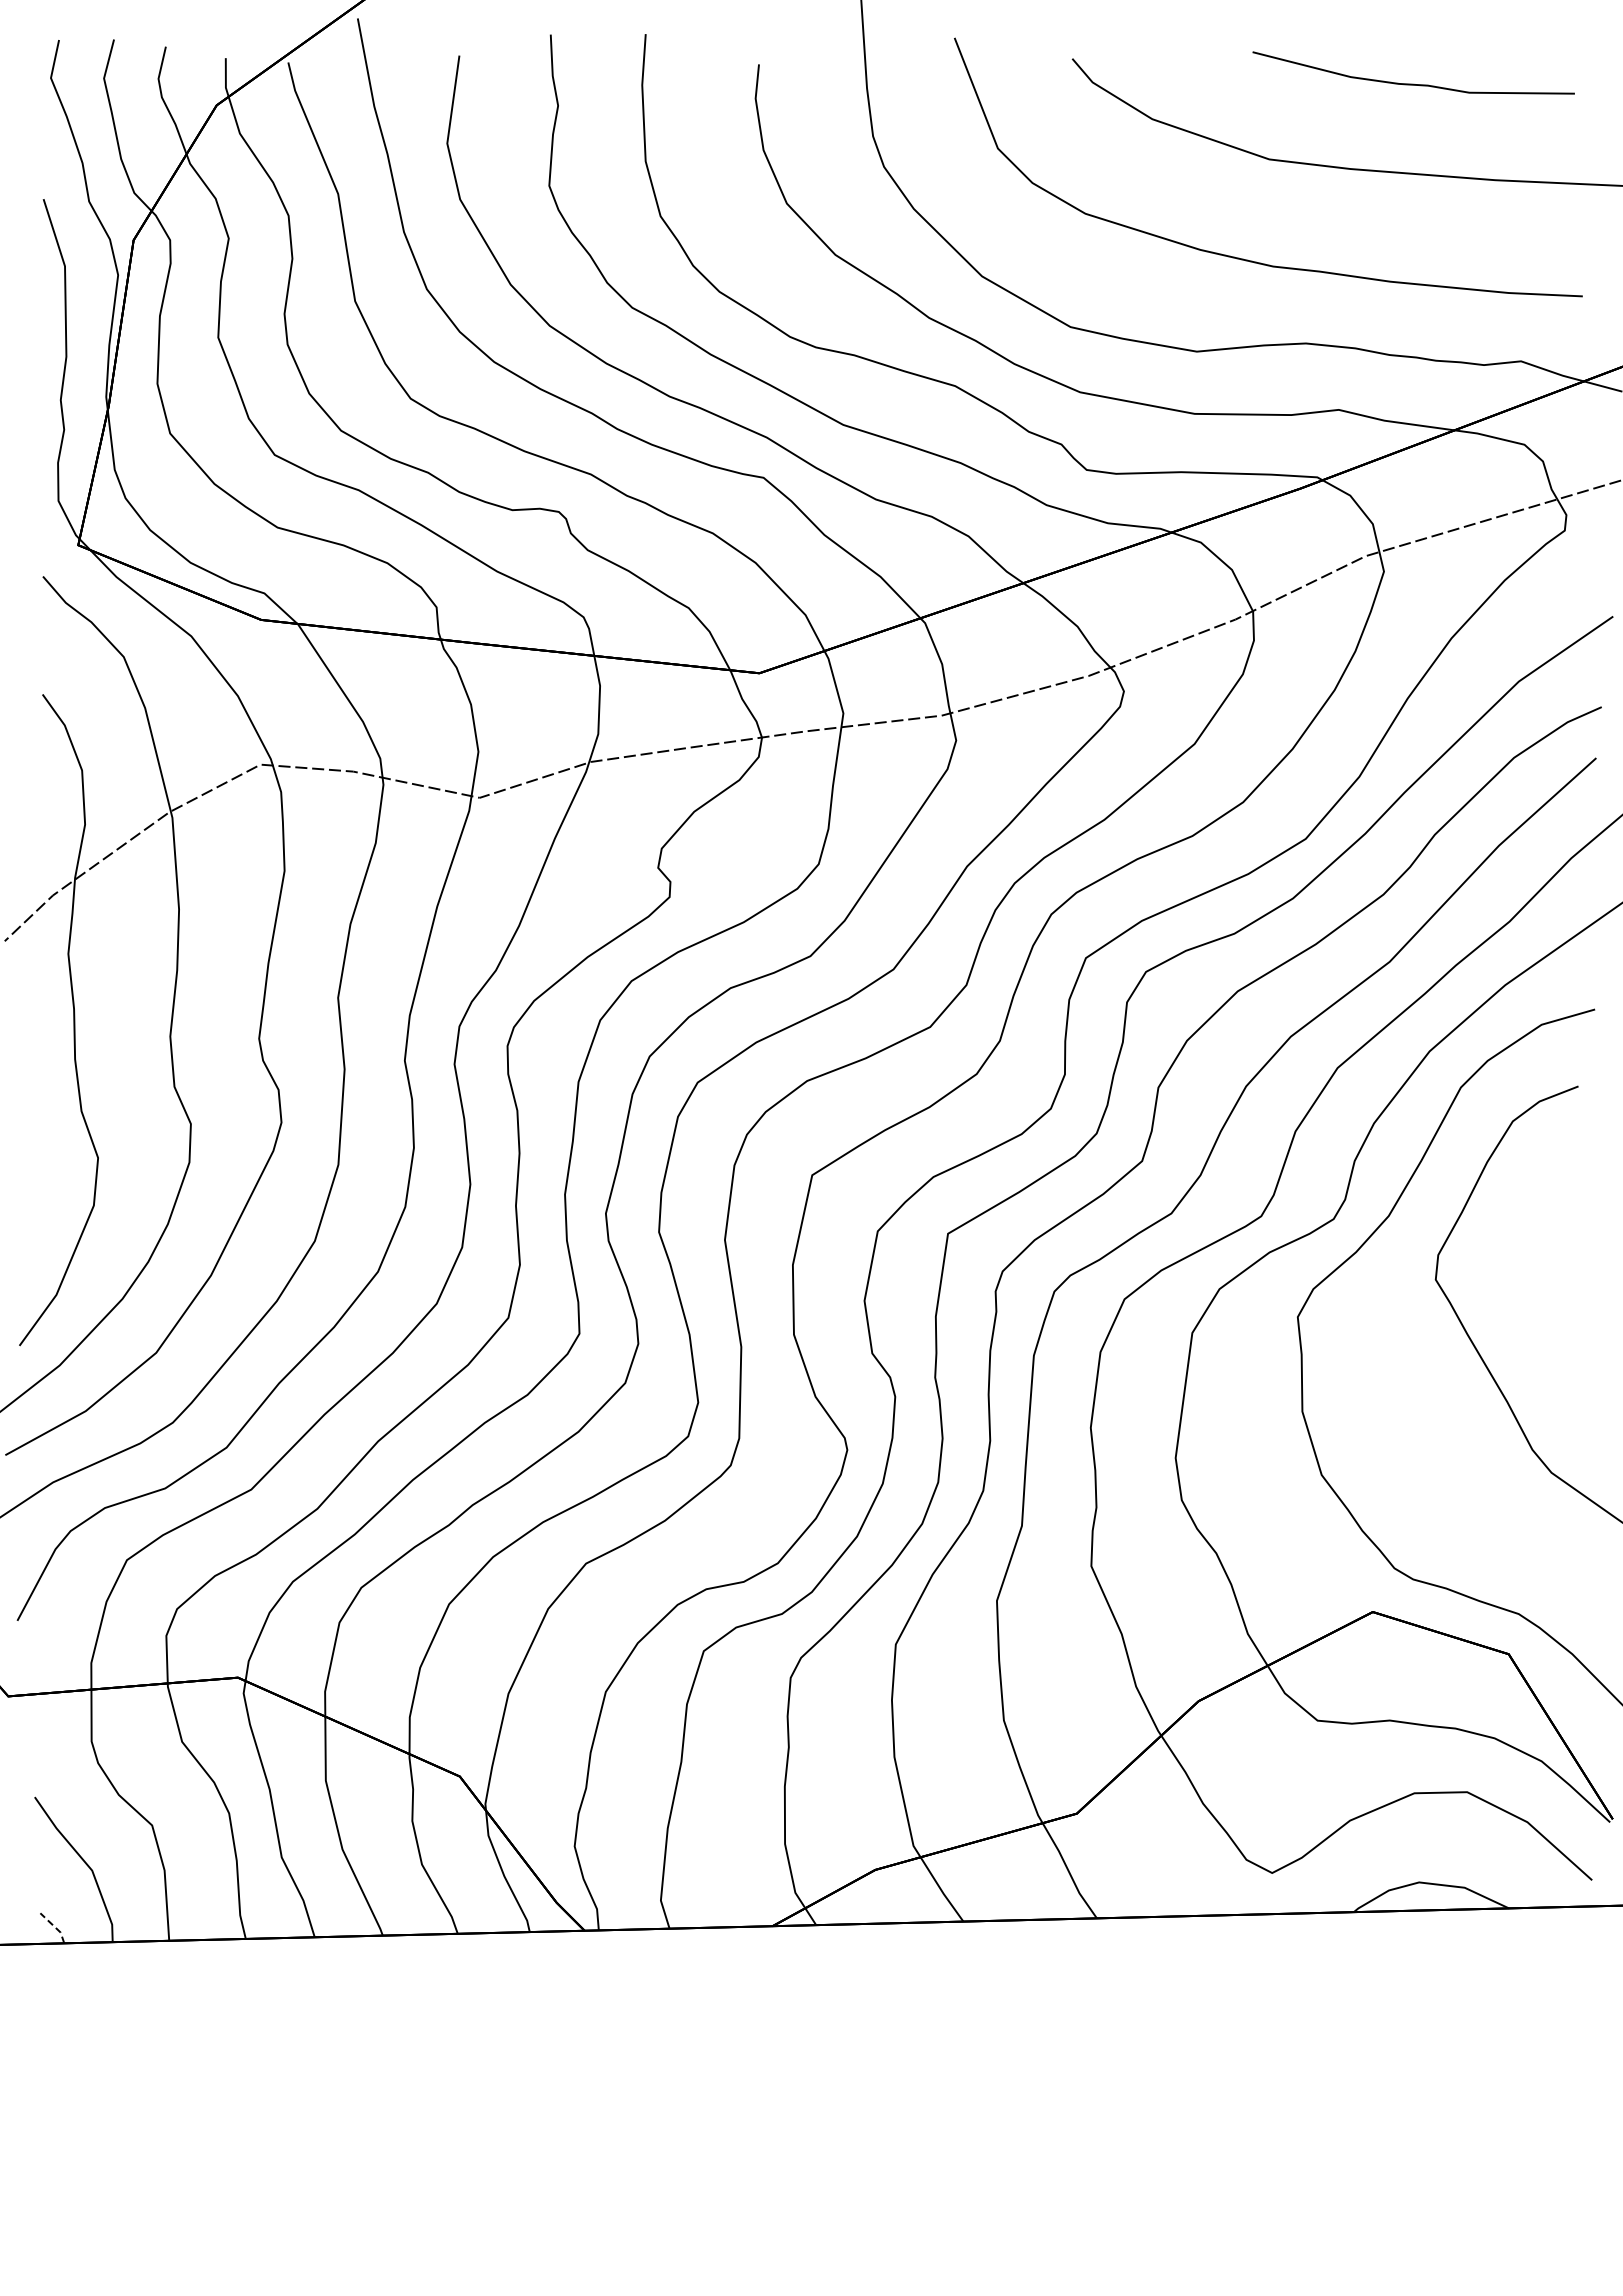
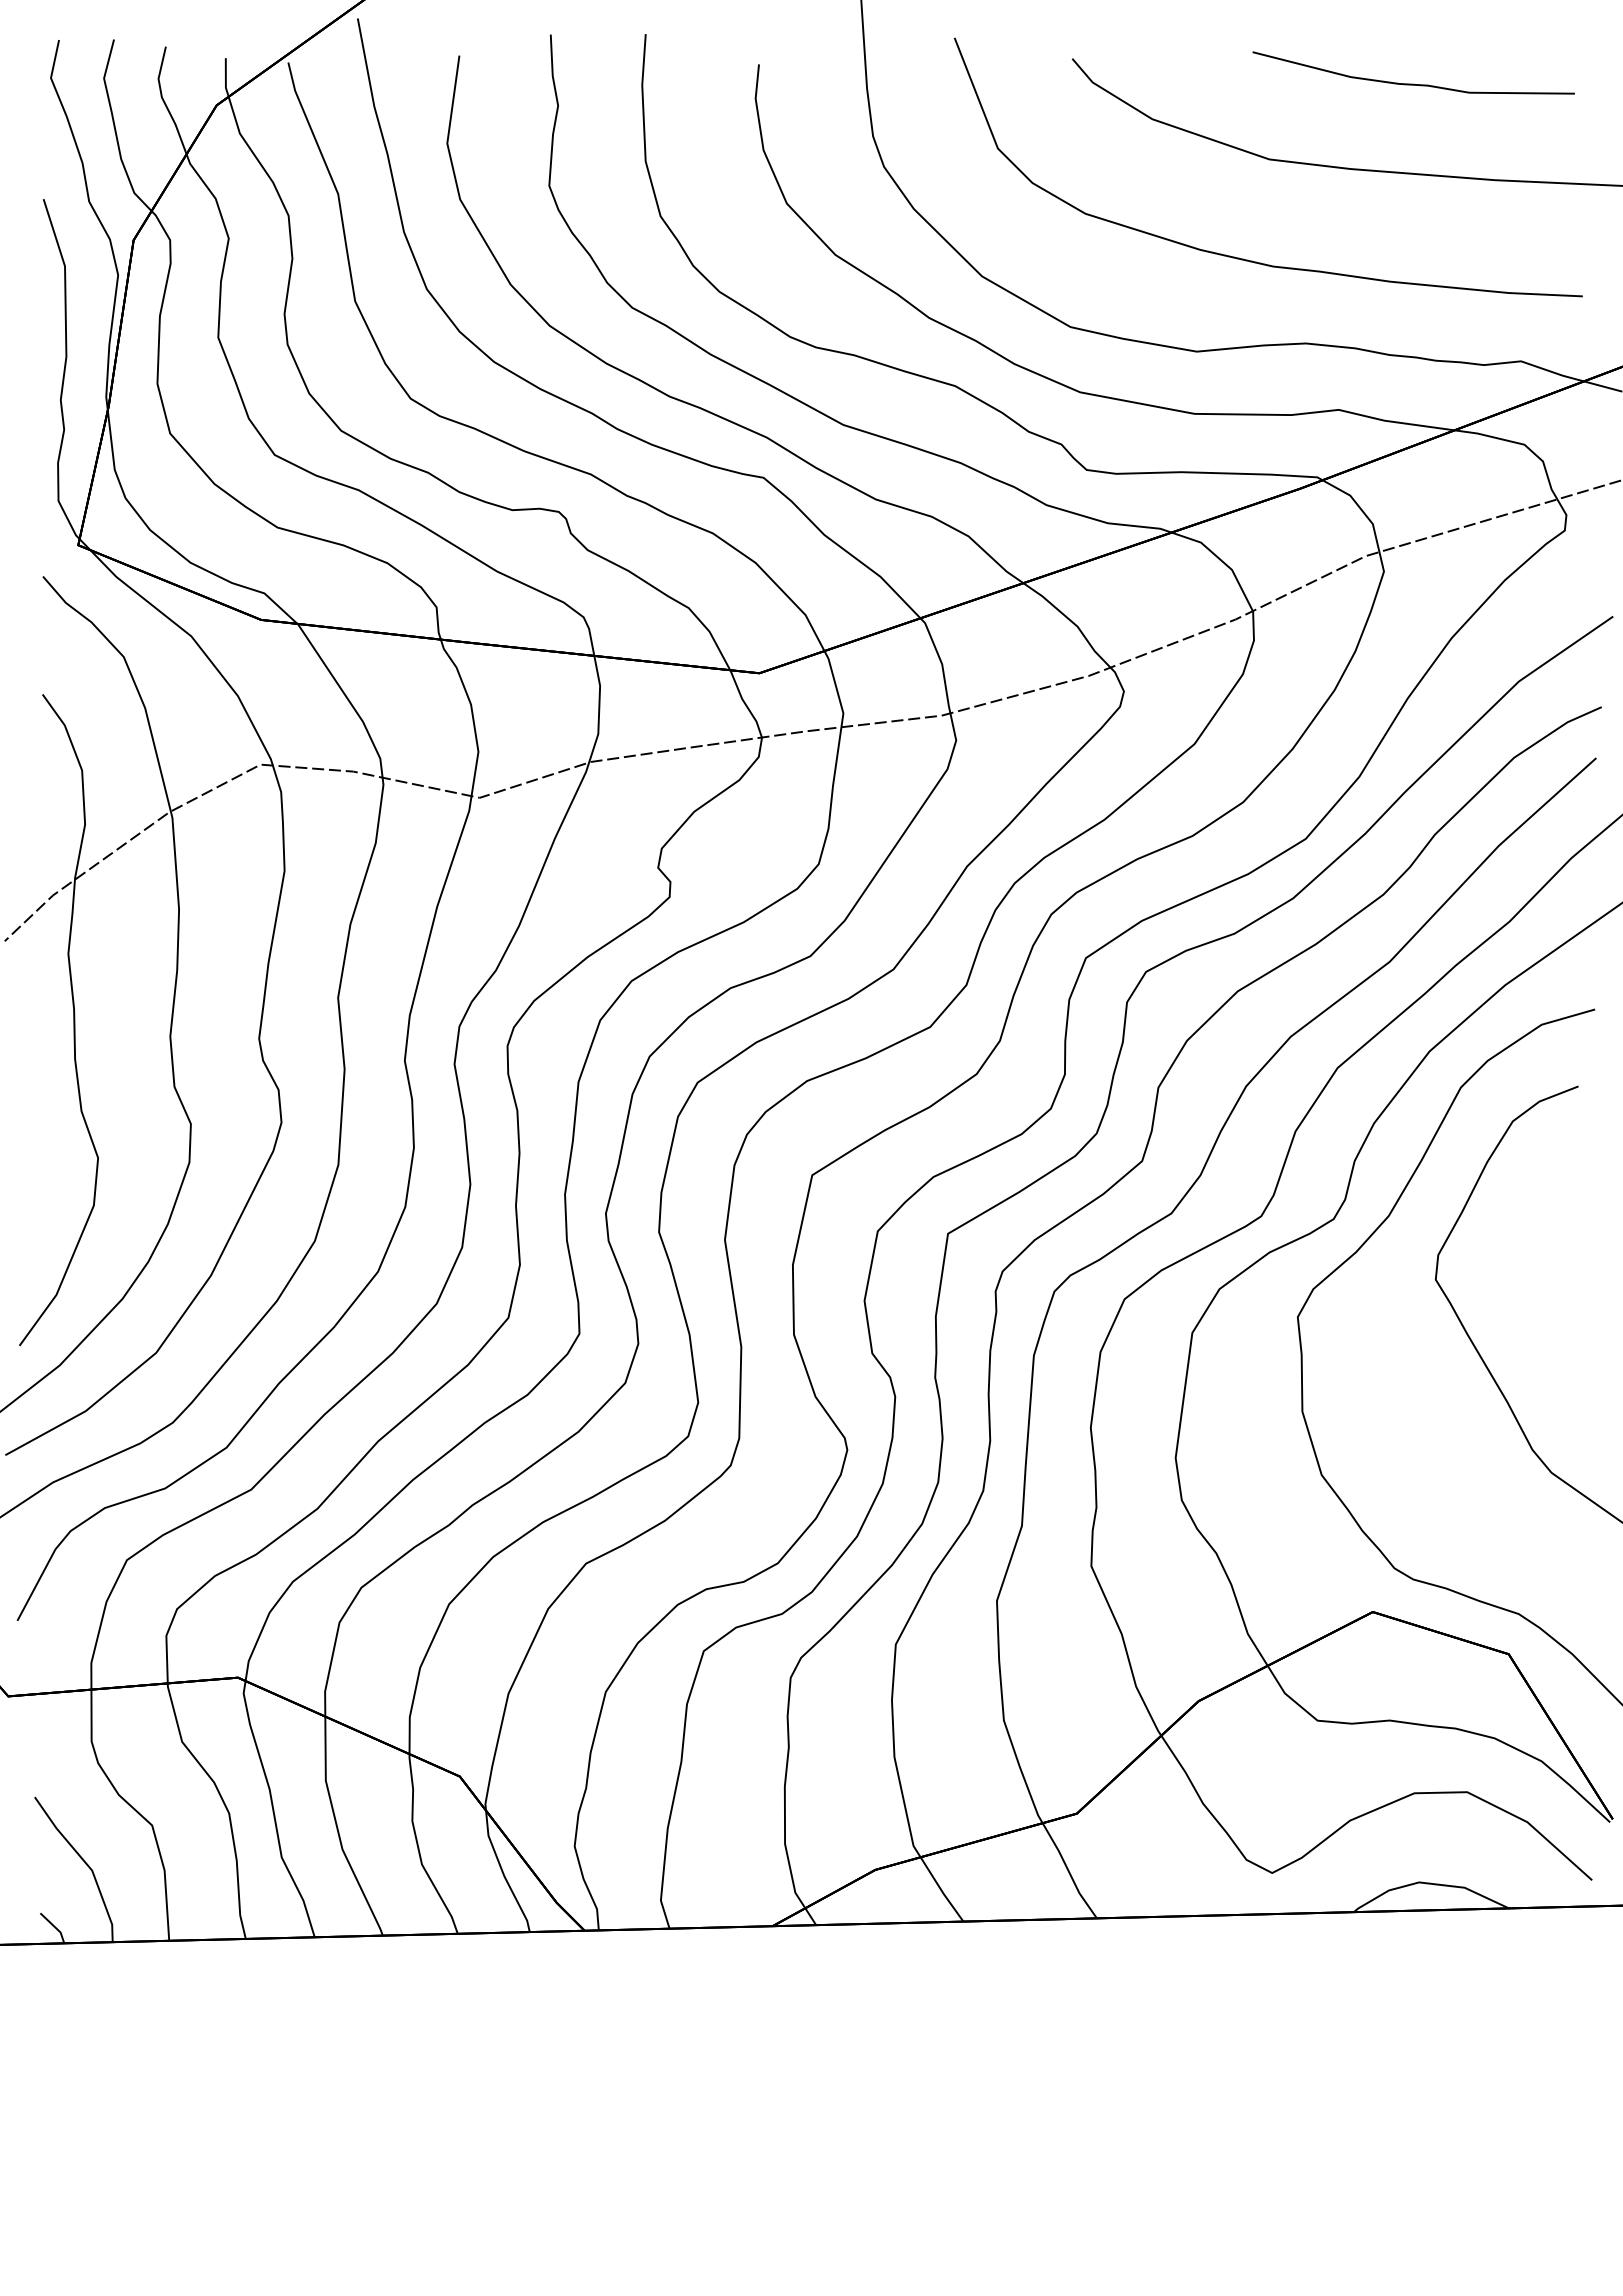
line: dashed -> solid (54, 1927)
